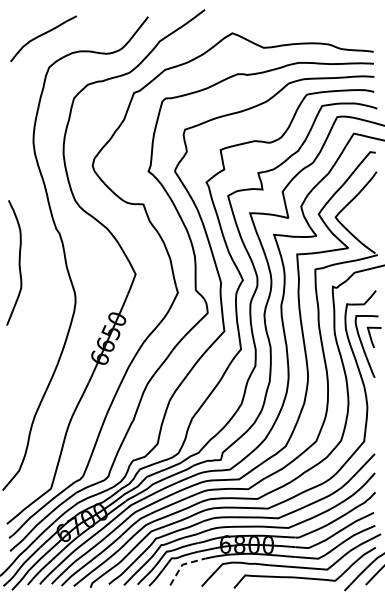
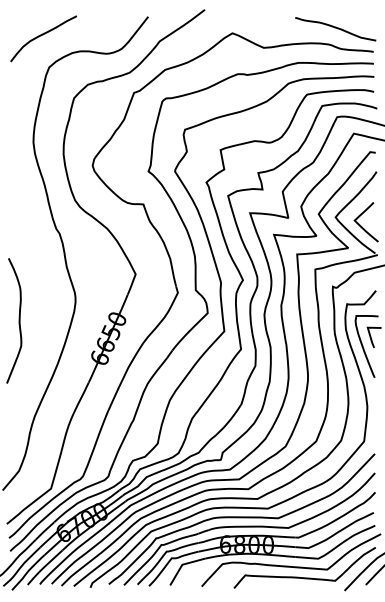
curve: none -> present (335, 28)
curve: none -> present (361, 225)
part position: (14, 262) -> (14, 320) (14, 320)
line: dashed -> solid (182, 564)
